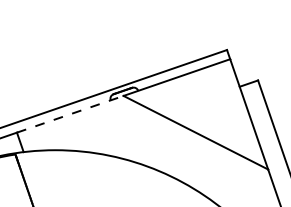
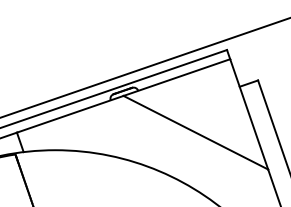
line: none -> present (144, 67)
line: dashed -> solid (70, 114)
